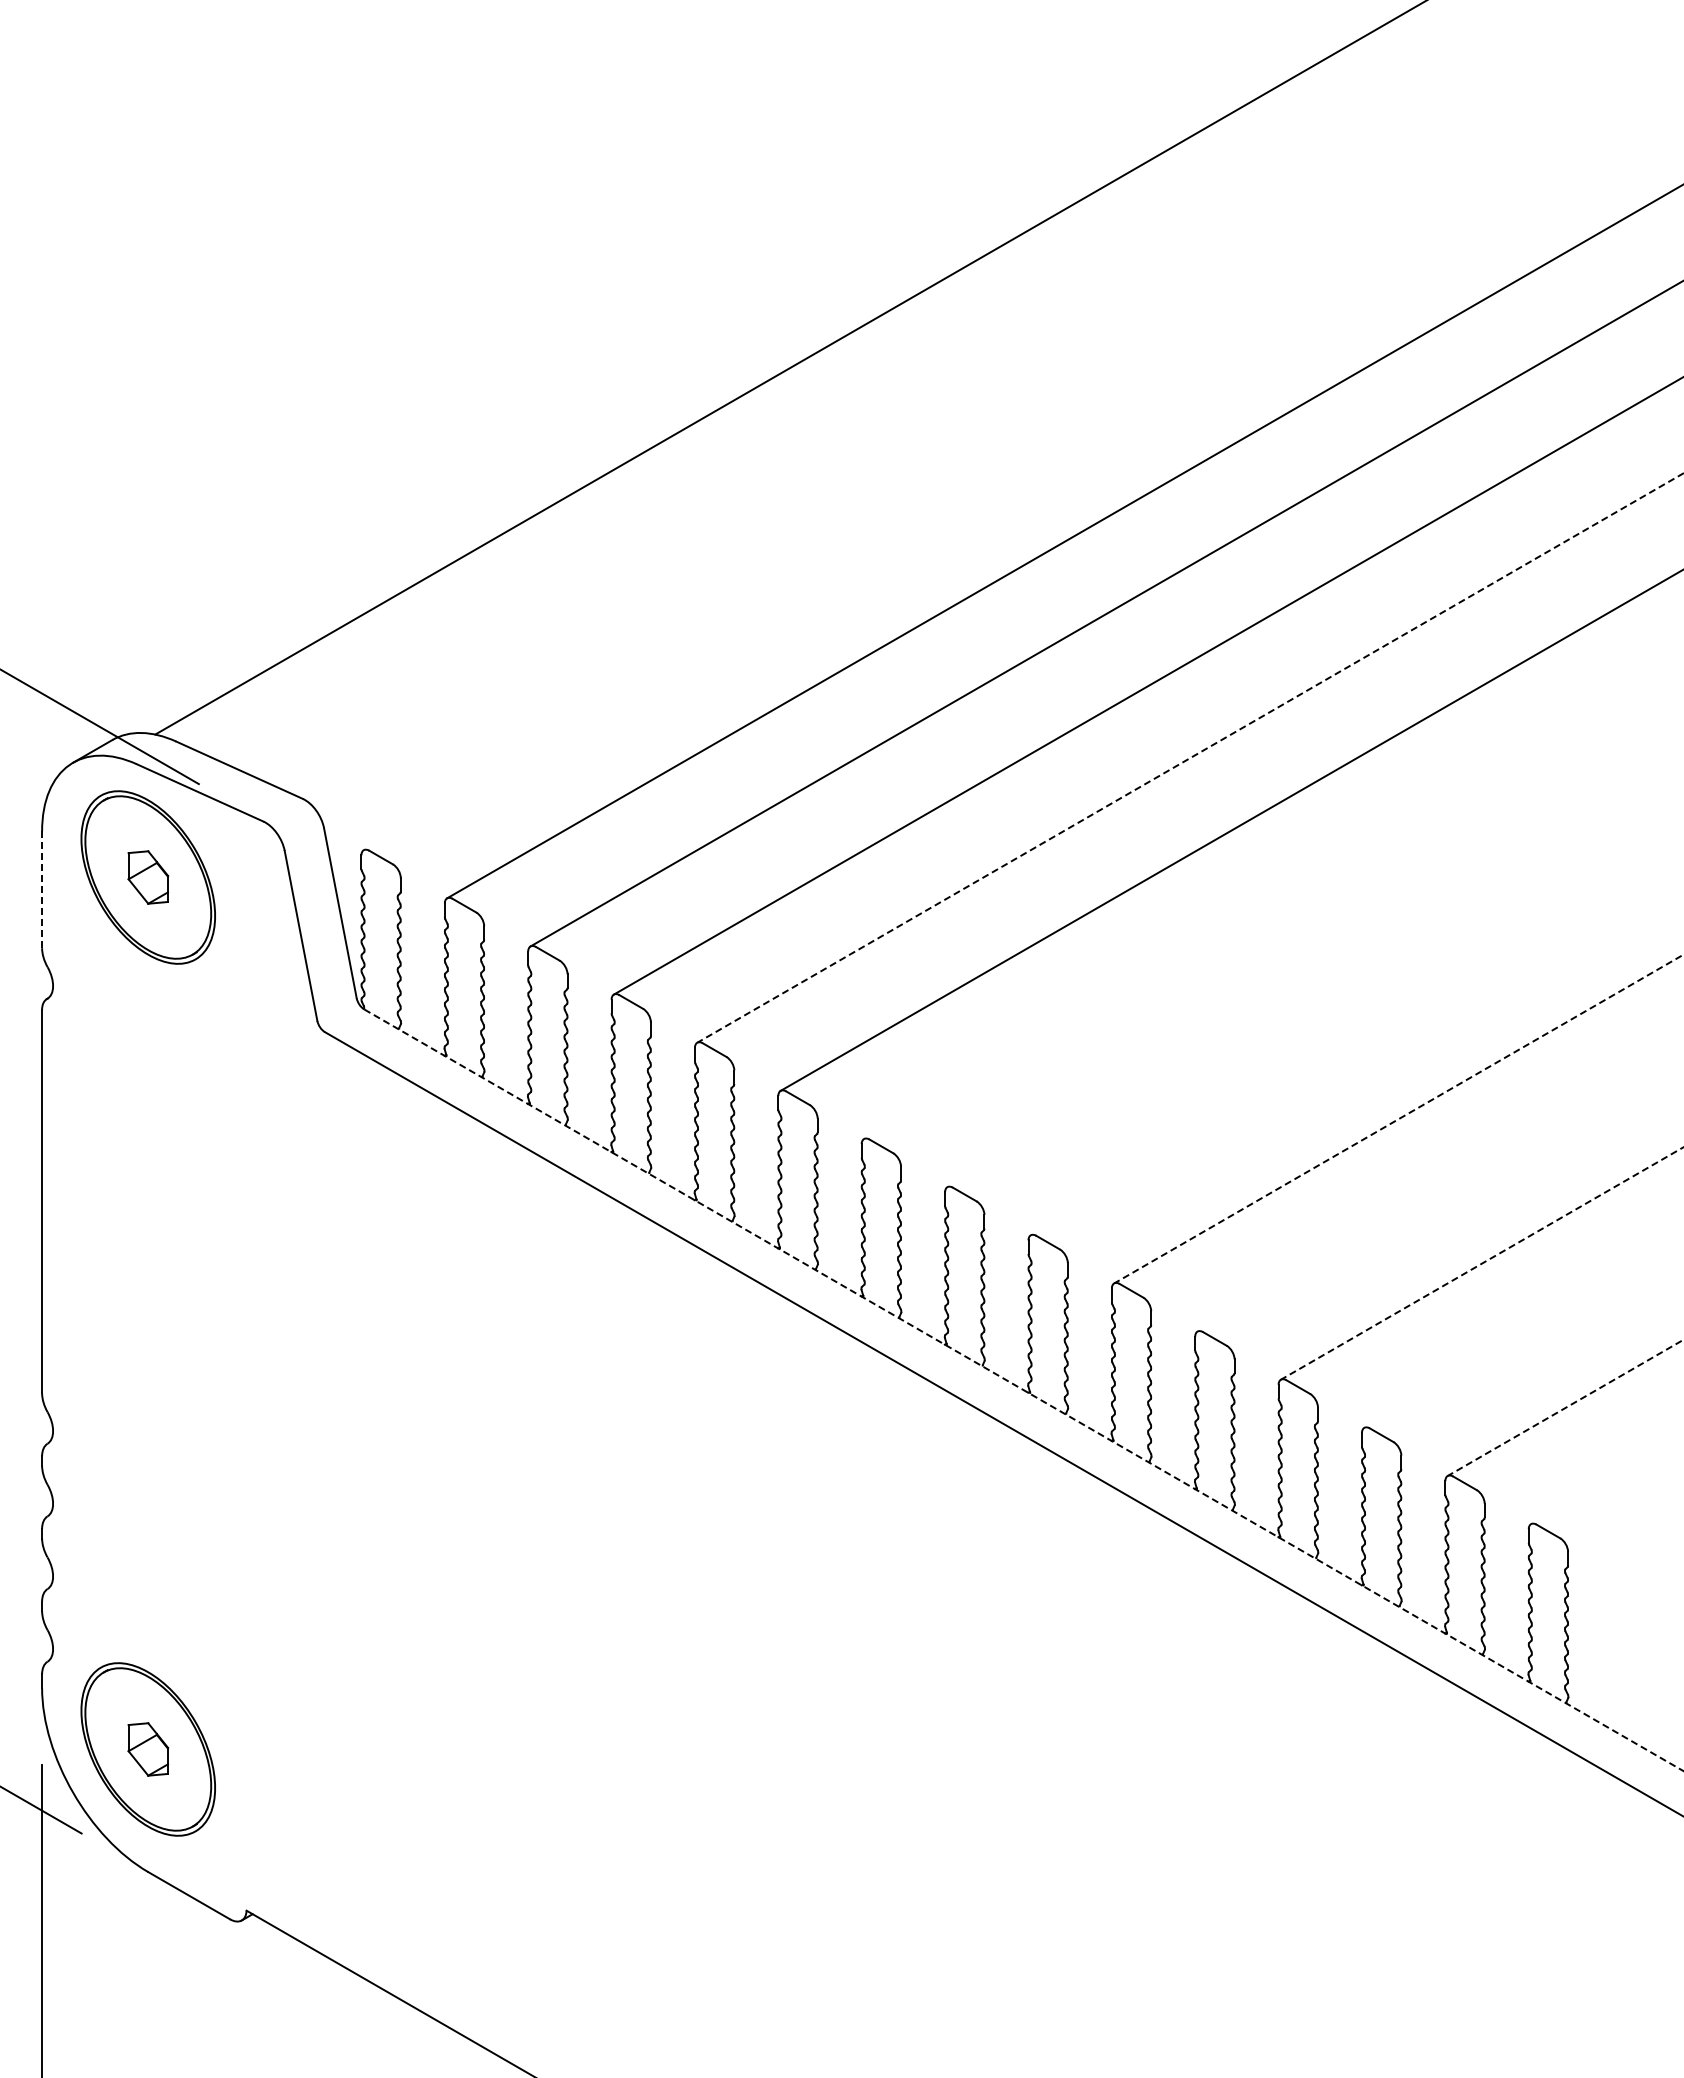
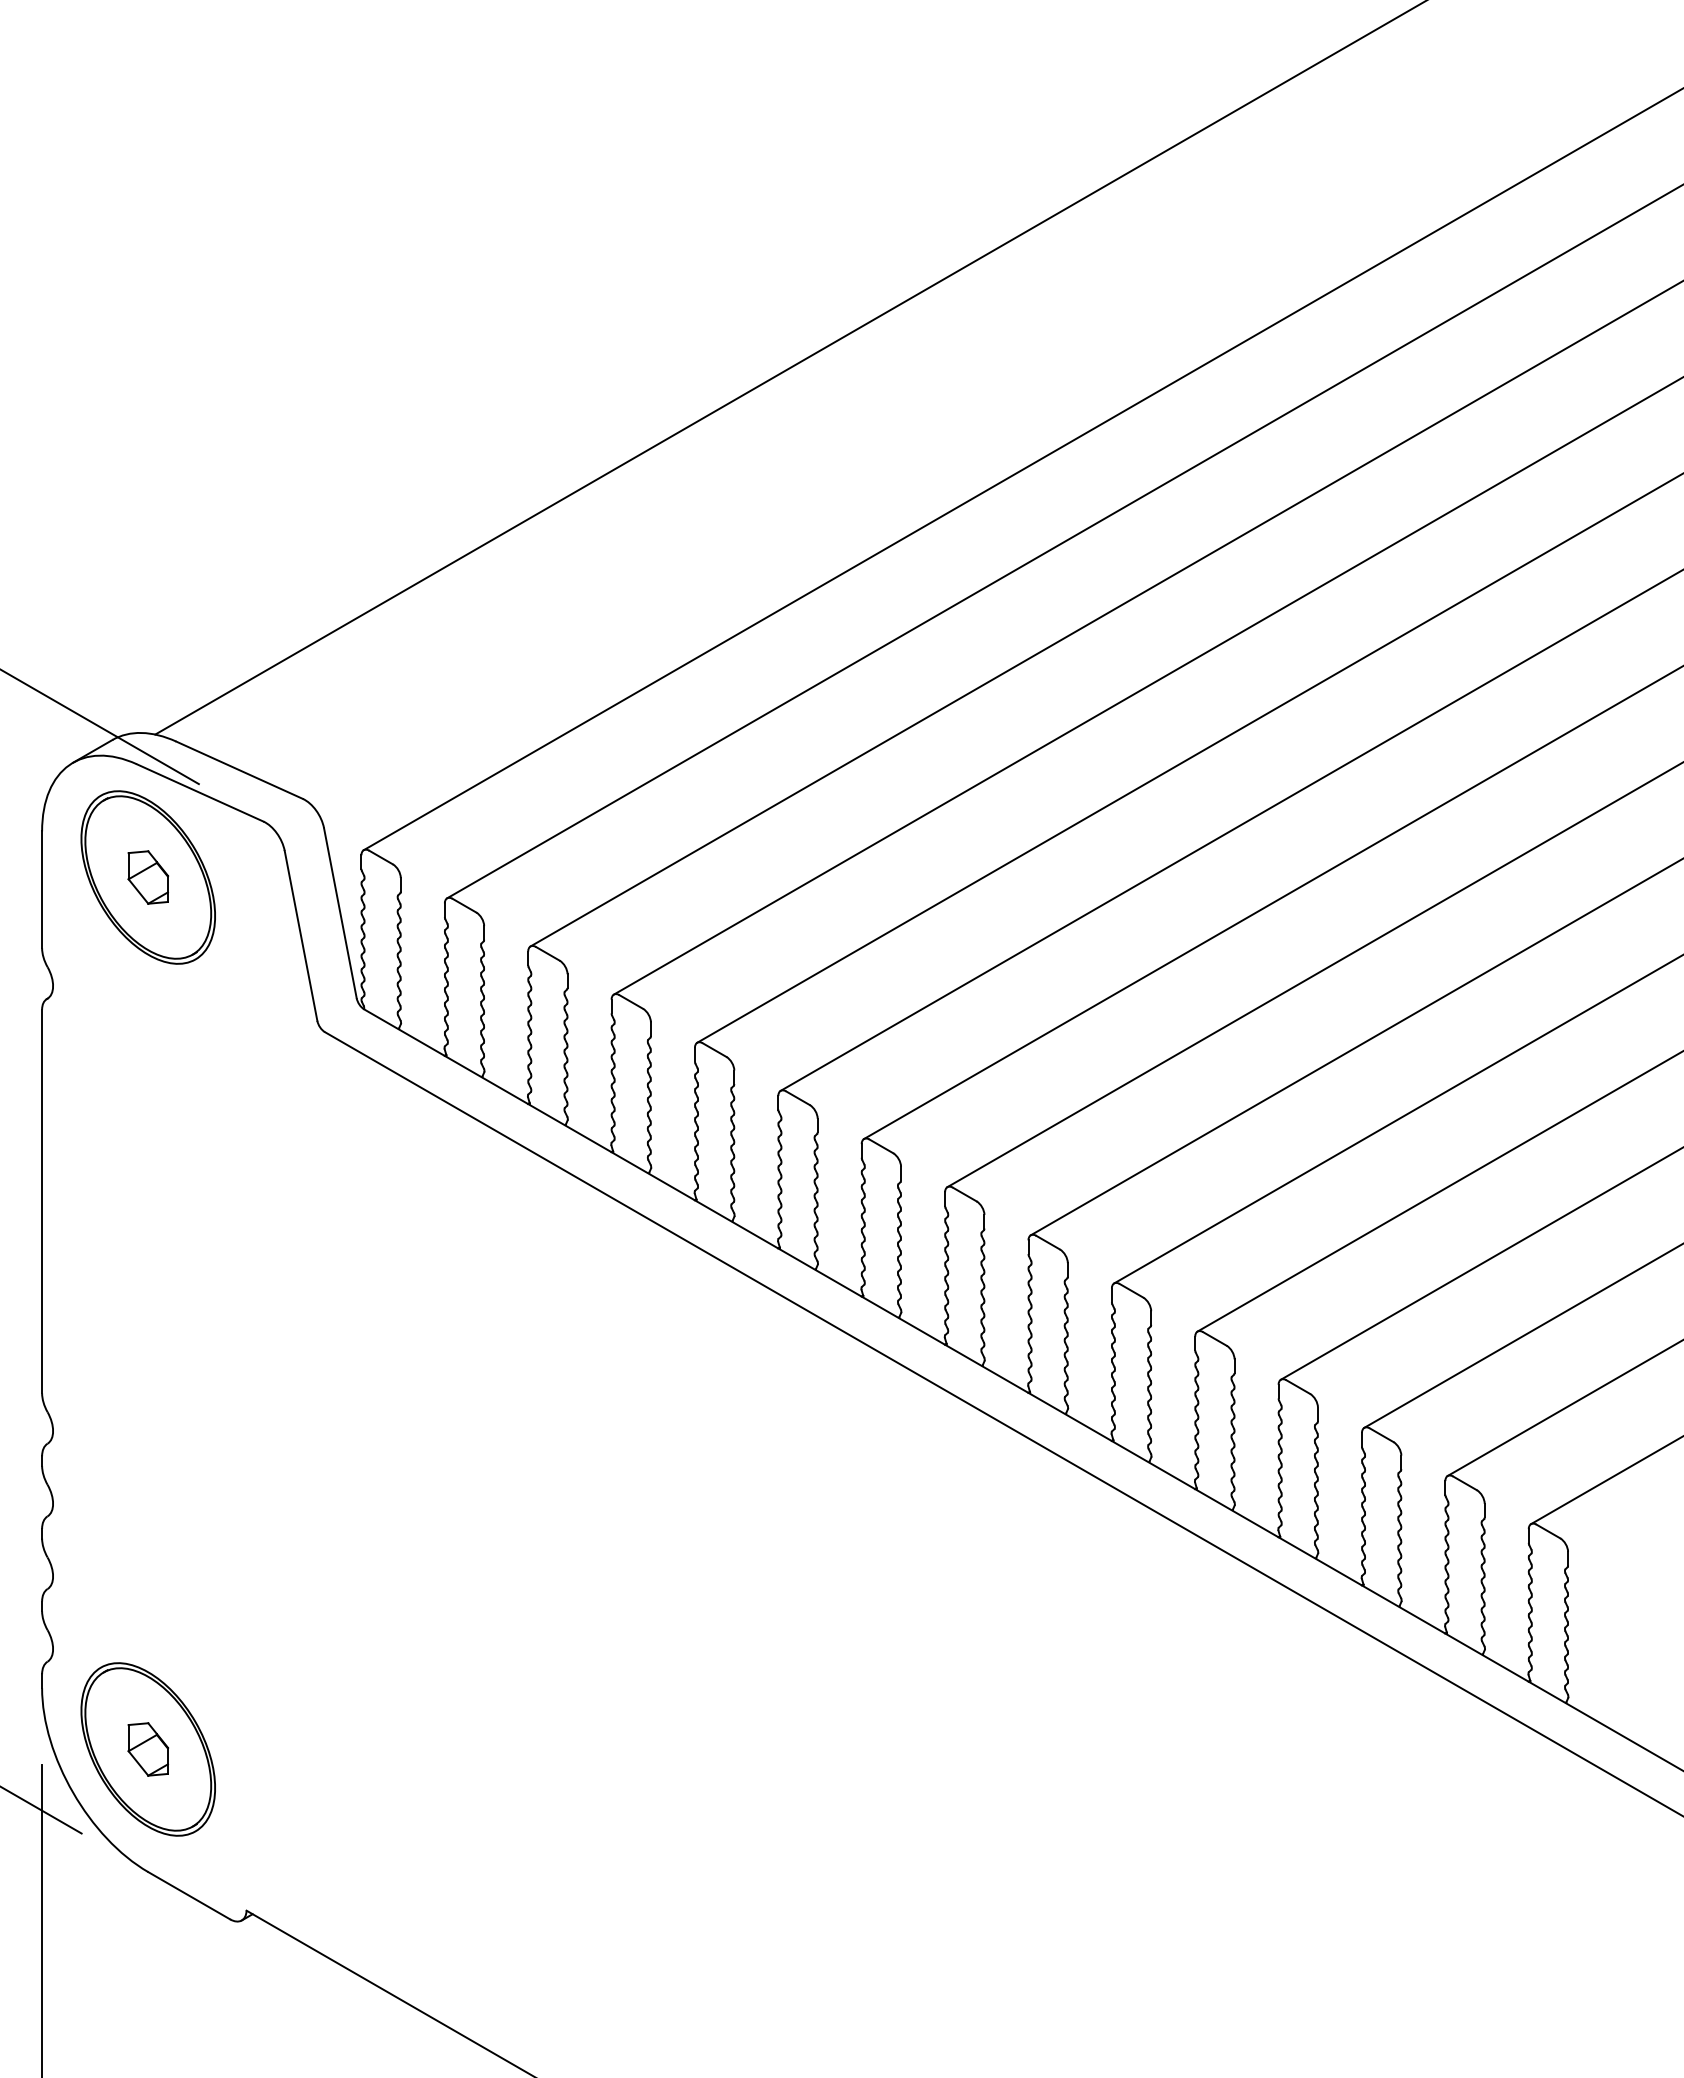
line: none -> present (1021, 470)
line: dashed -> solid (1189, 758)
line: dashed -> solid (42, 890)
line: none -> present (1272, 903)
line: none -> present (1313, 975)
line: none -> present (1355, 1047)
line: dashed -> solid (1399, 1118)
line: none -> present (1438, 1191)
line: dashed -> solid (1481, 1263)
line: none -> present (1522, 1336)
line: dashed -> solid (1024, 1390)
line: dashed -> solid (1565, 1408)
line: none -> present (1605, 1480)
